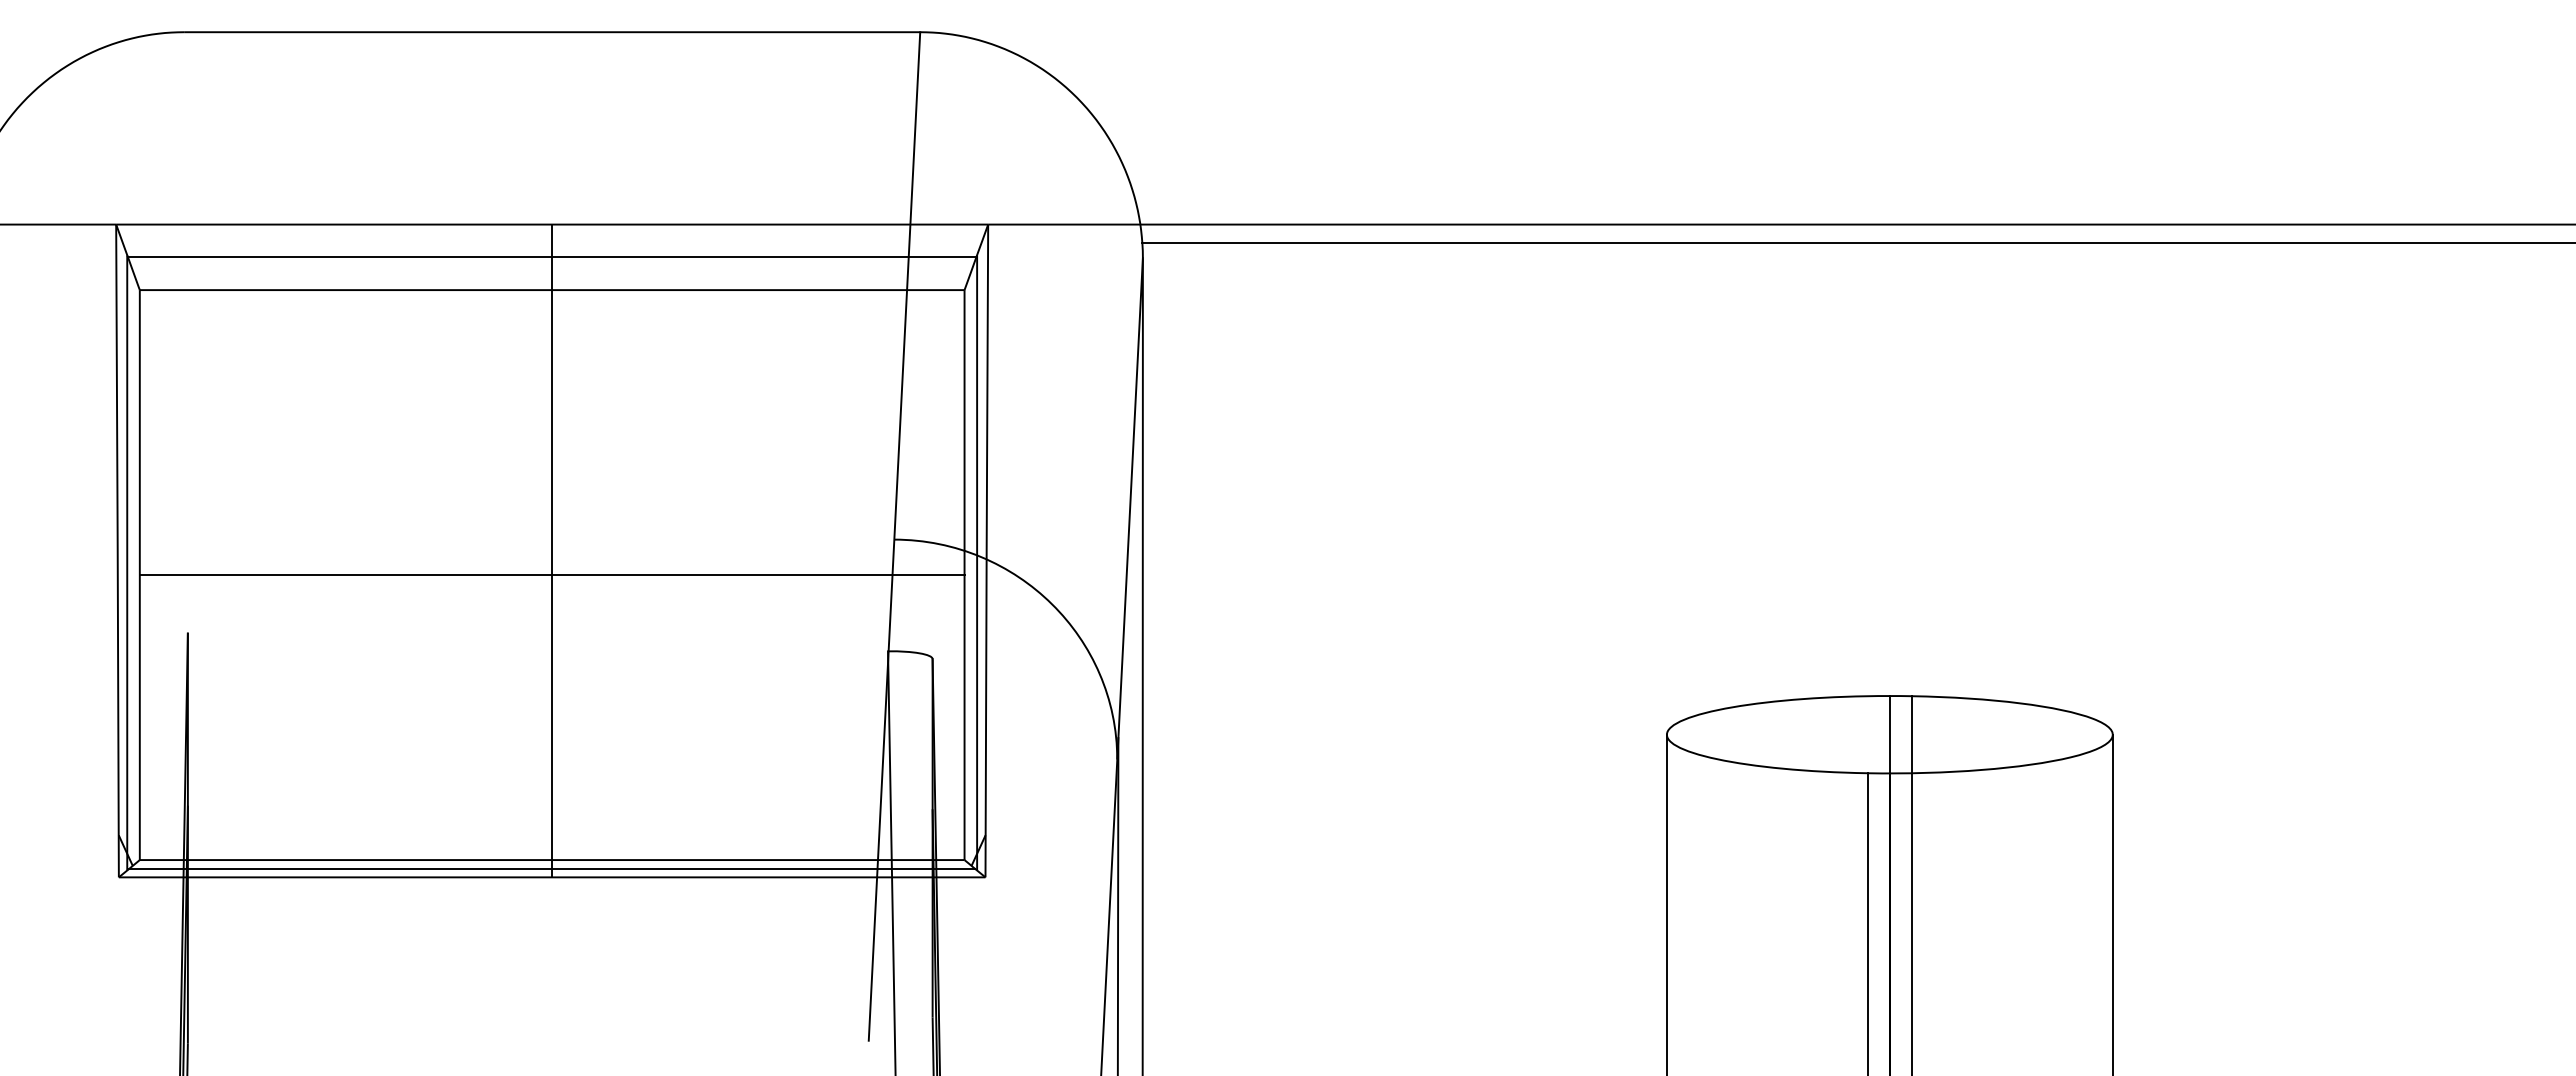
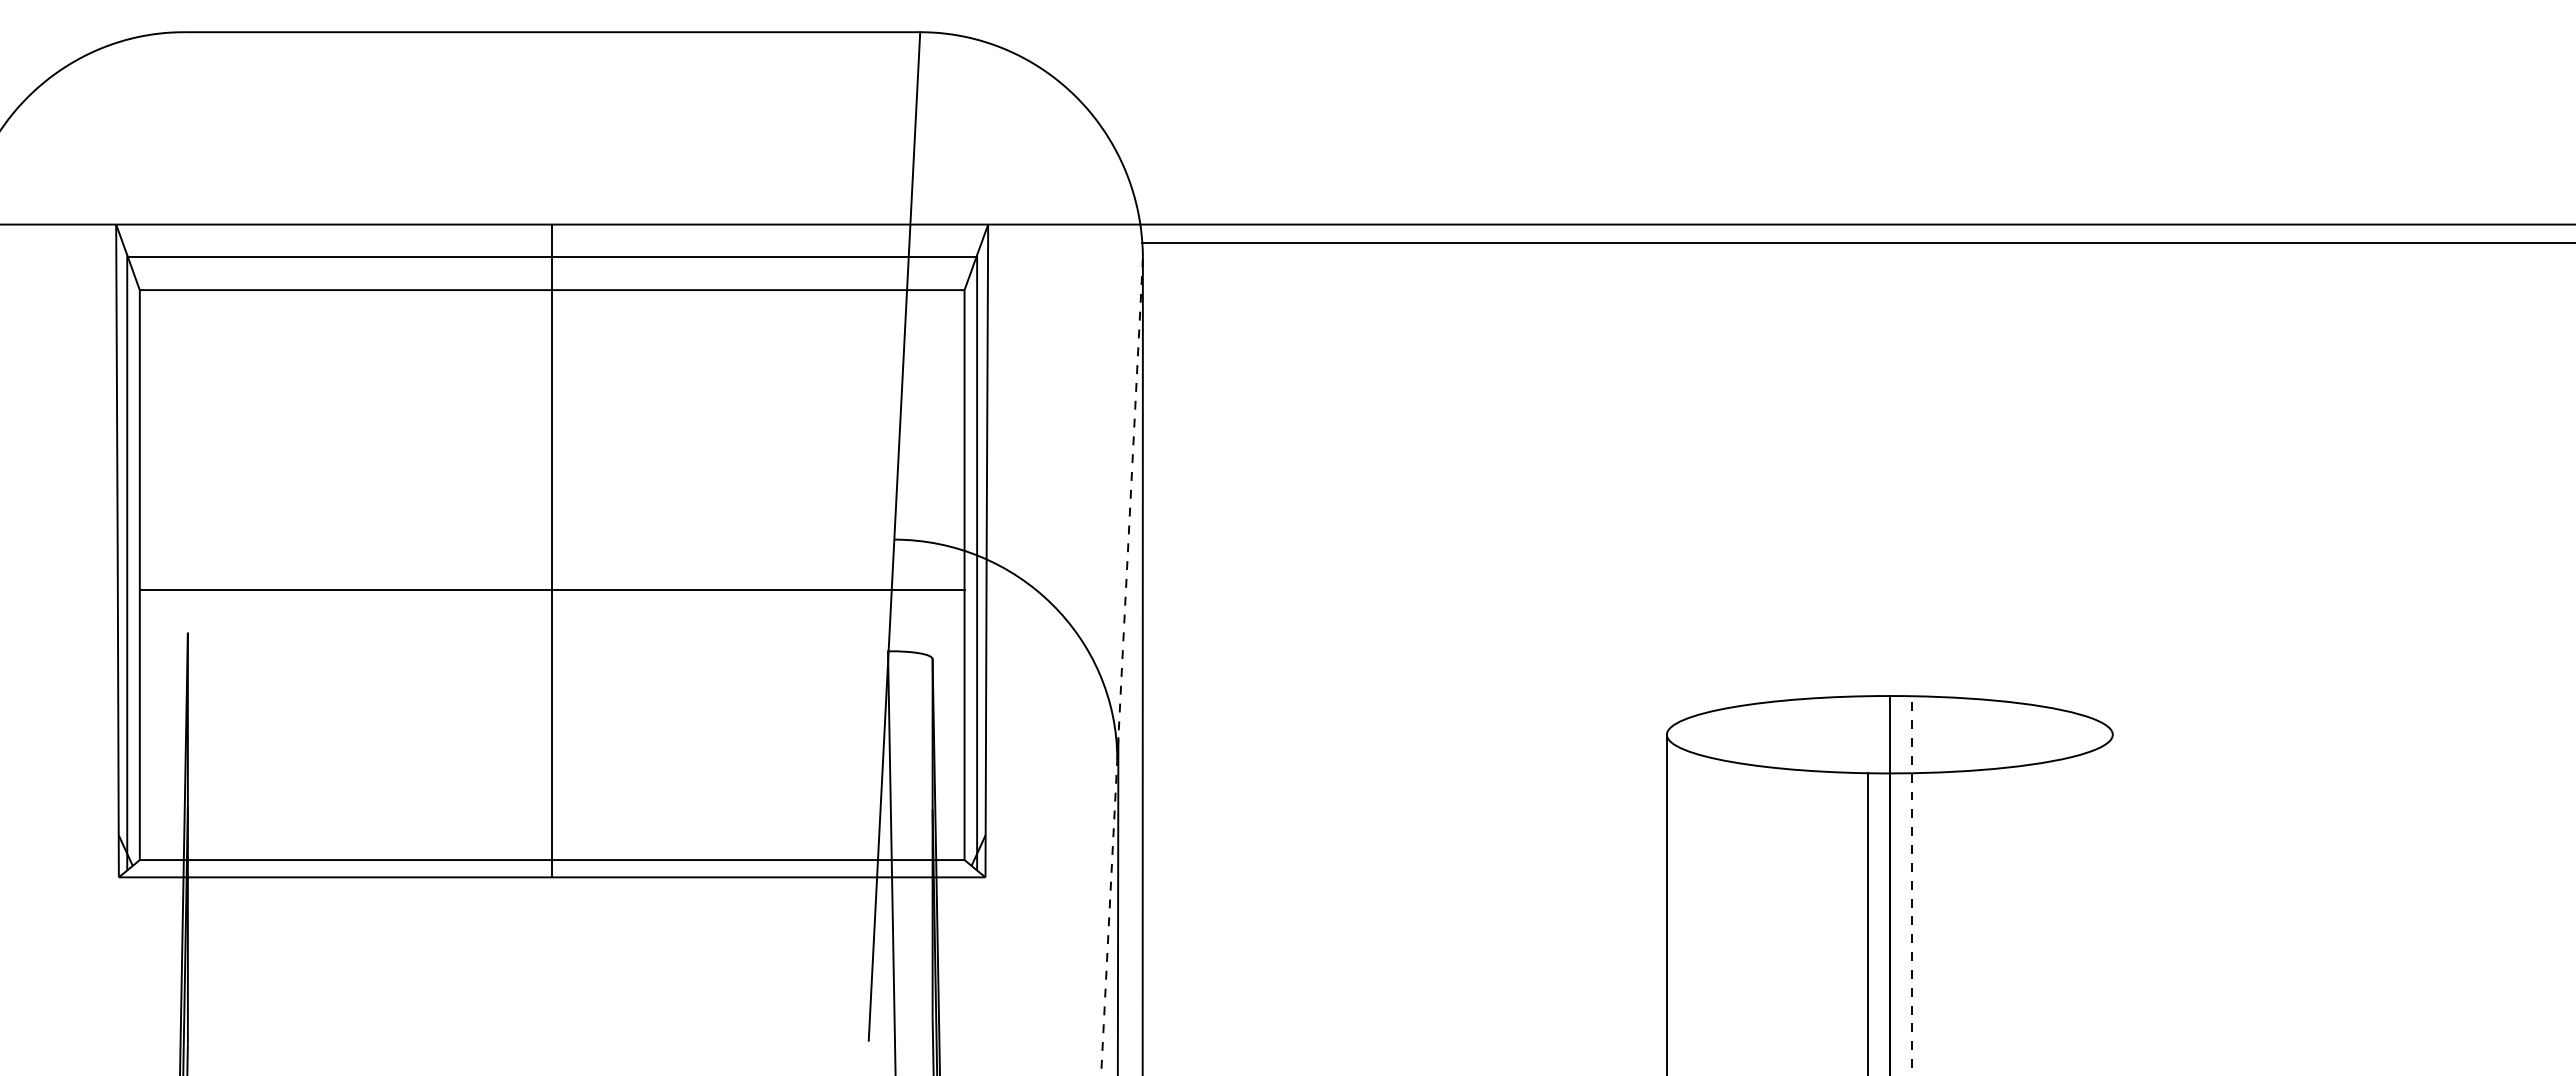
line position: (551, 575) -> (551, 590) (551, 590)
line: solid -> dashed (1122, 667)
line: present -> none (551, 868)
line: solid -> dashed (1911, 885)
line: present -> none (2112, 902)
